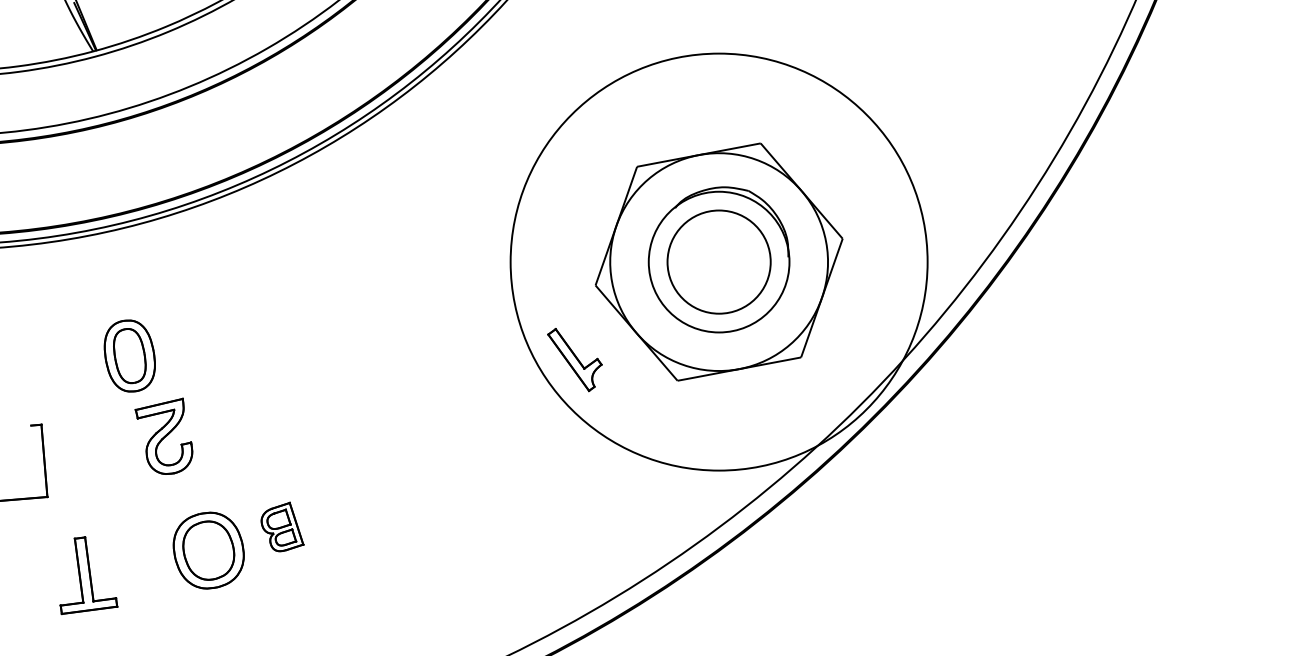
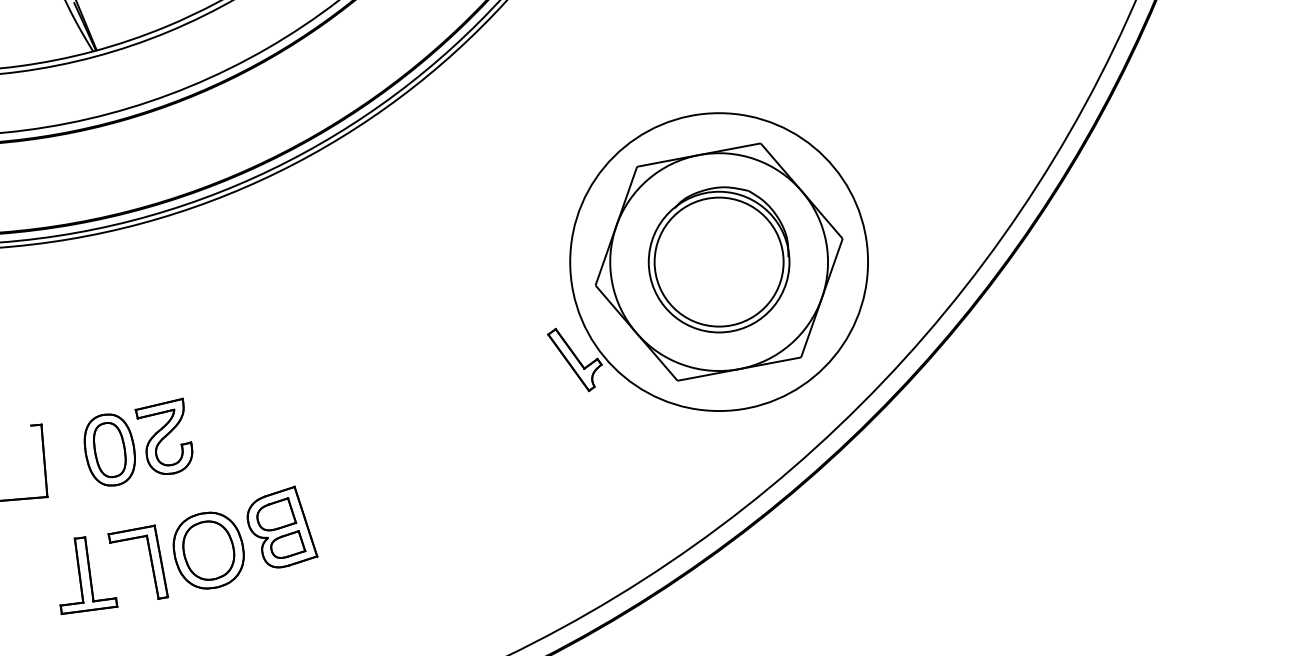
circle diameter: 103 px -> 129 px (718, 261)
circle diameter: 417 px -> 298 px (719, 262)
part position: (129, 355) -> (109, 449) (109, 449)
part size: 45x52 px -> 73x84 px (282, 526)
part: none -> present (149, 556)
